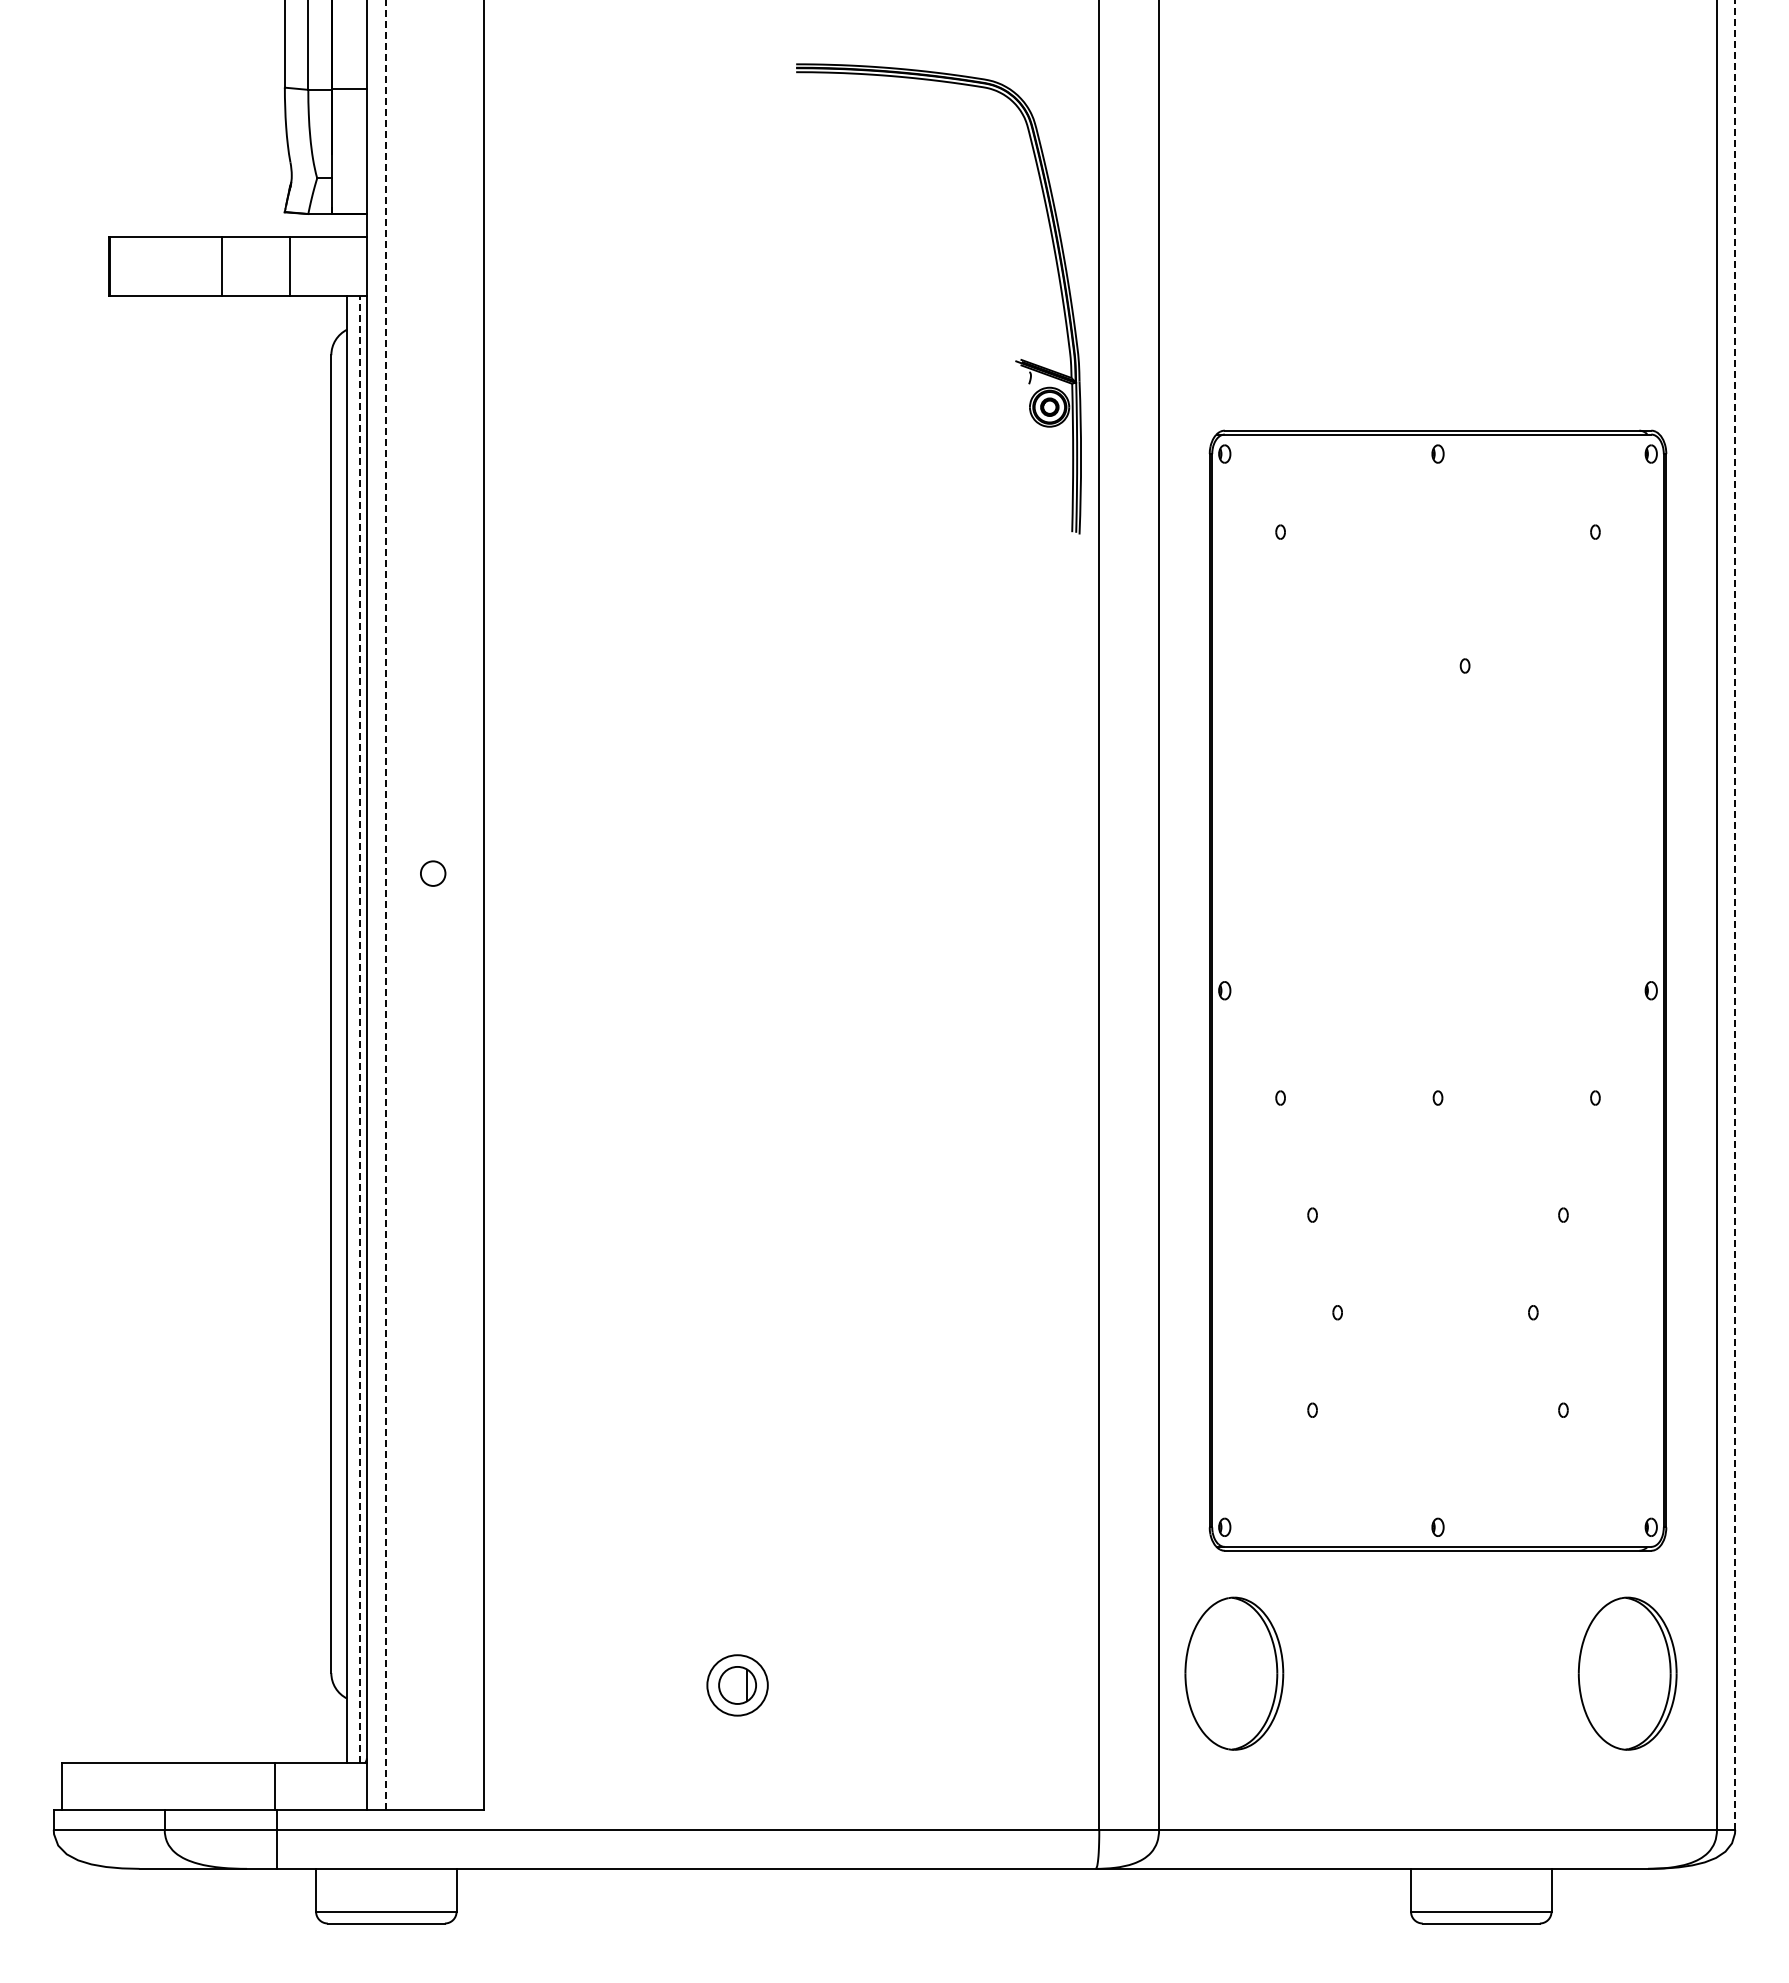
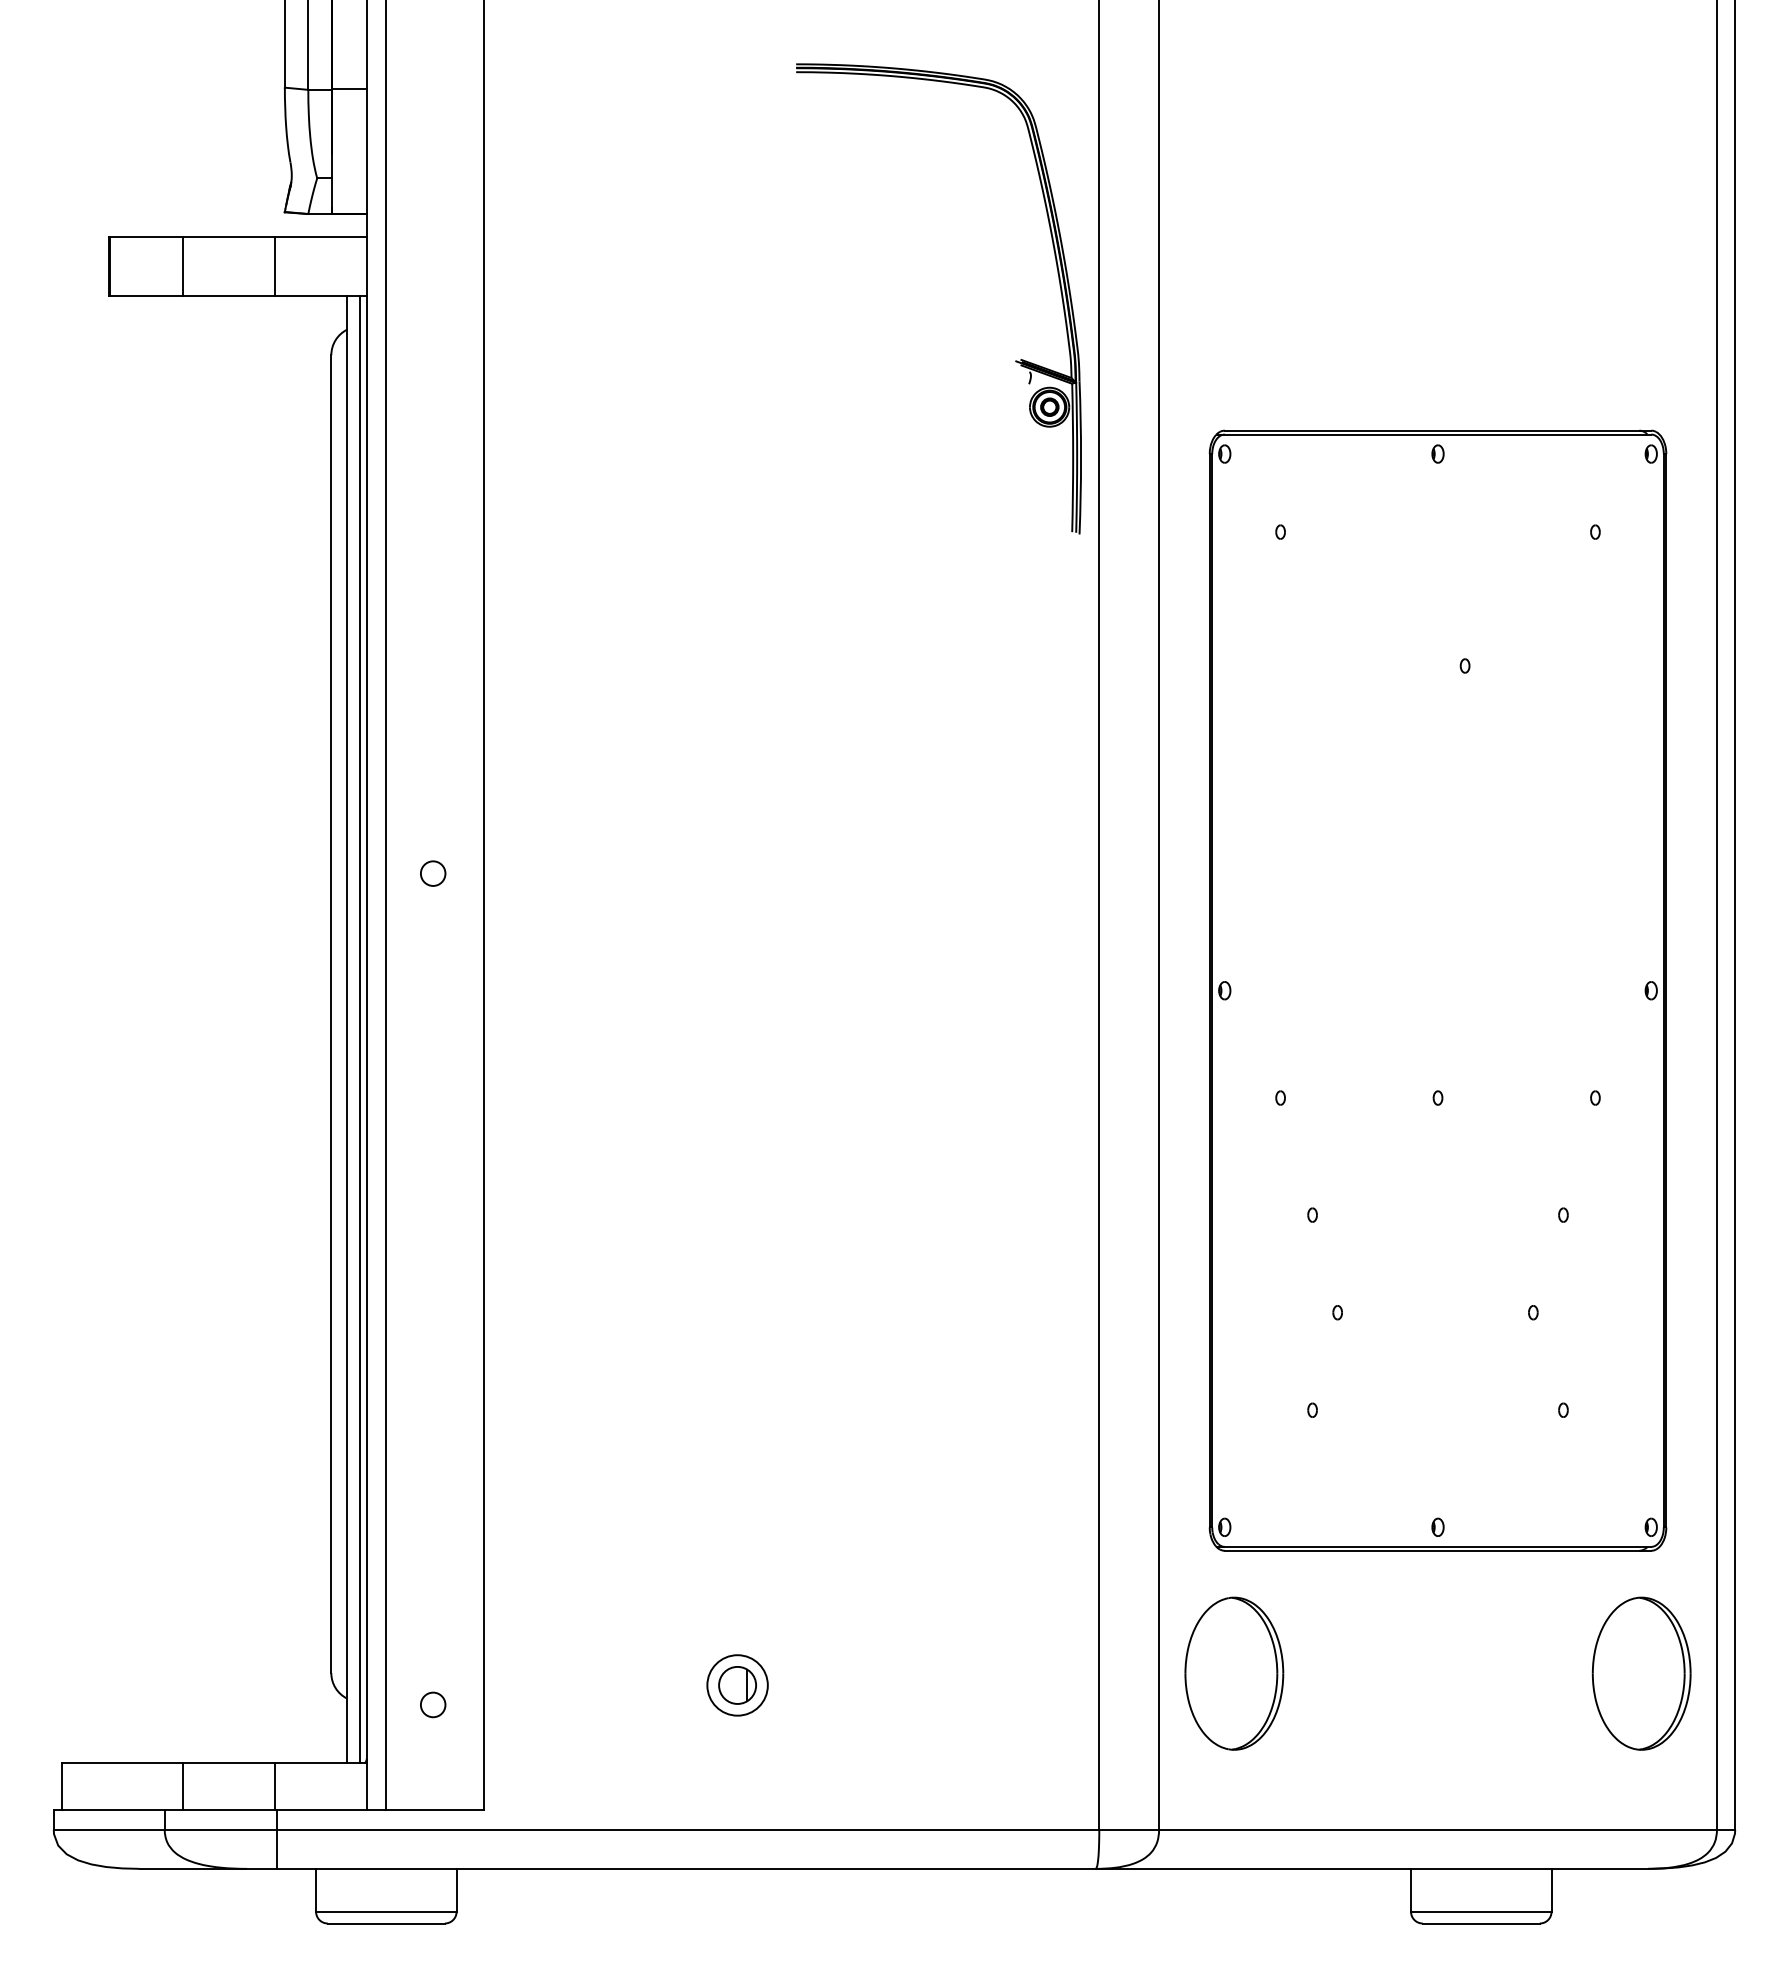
line position: (221, 266) -> (182, 266) (182, 266)
line position: (290, 266) -> (275, 266) (275, 266)
line: dashed -> solid (386, 905)
line: dashed -> solid (1735, 914)
line: dashed -> solid (359, 1029)
part position: (1627, 1673) -> (1641, 1673) (1641, 1673)
part: none -> present (433, 1704)
line: none -> present (182, 1786)
